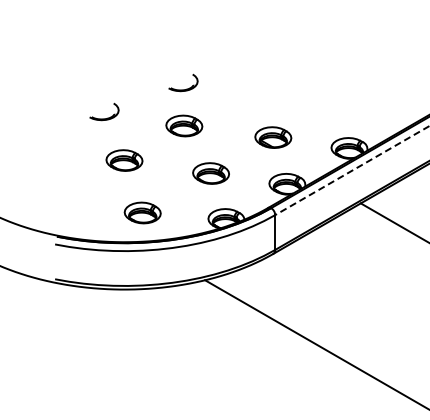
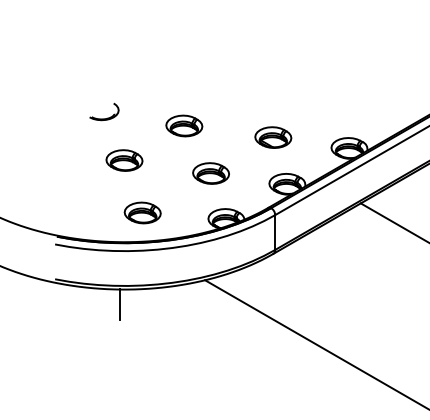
part: present -> none (186, 88)
line: dashed -> solid (352, 170)
line: none -> present (120, 304)
